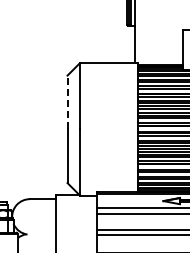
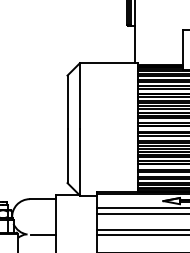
line: dashed -> solid (67, 102)
line: none -> present (42, 234)
